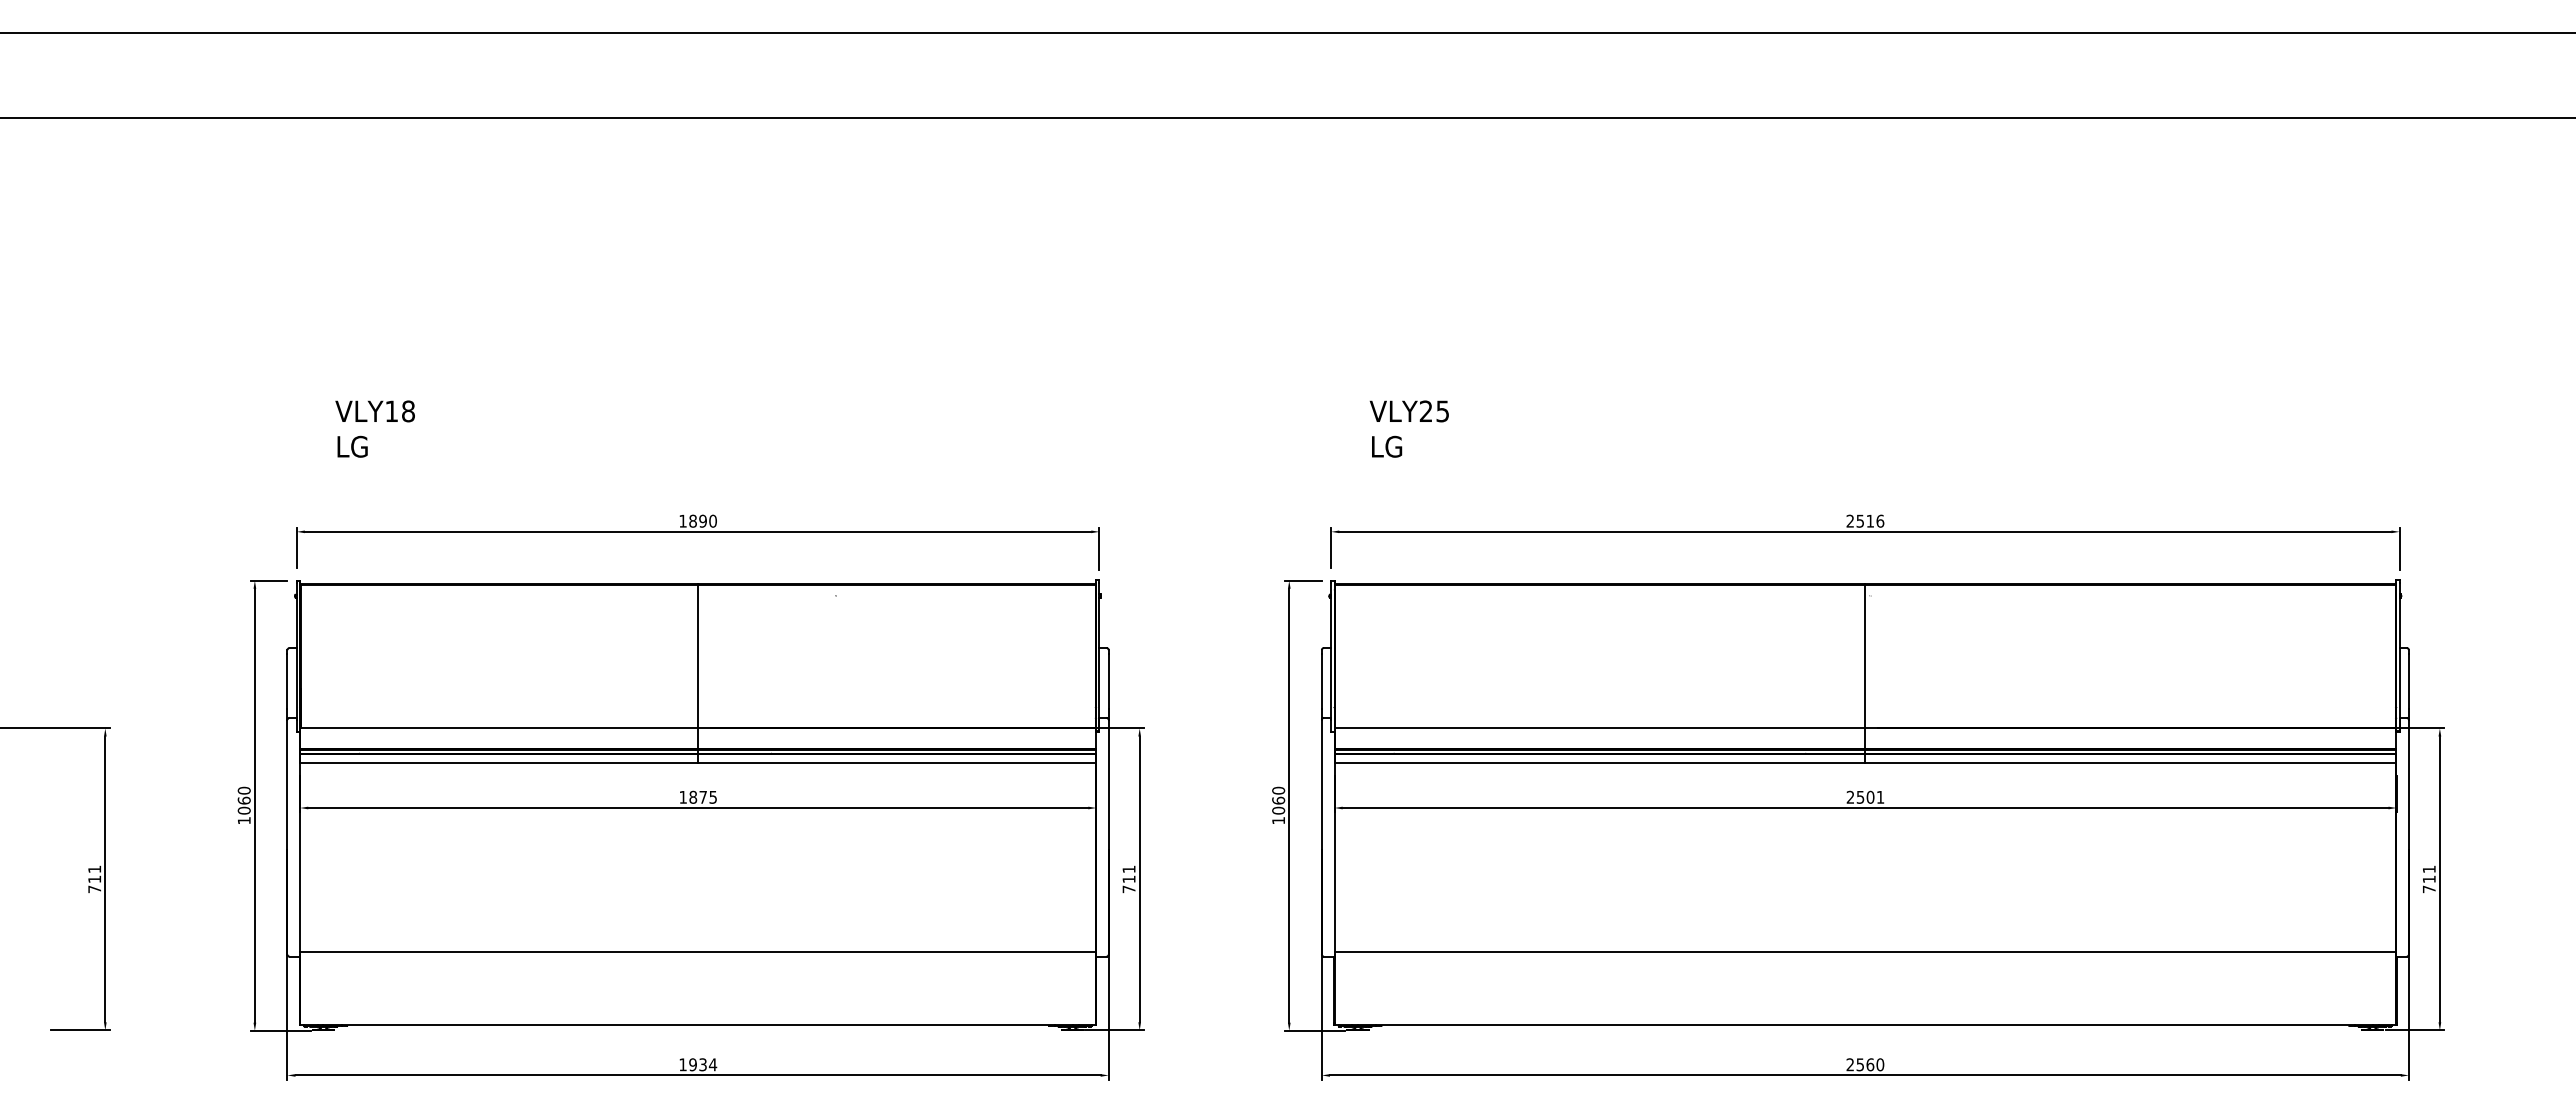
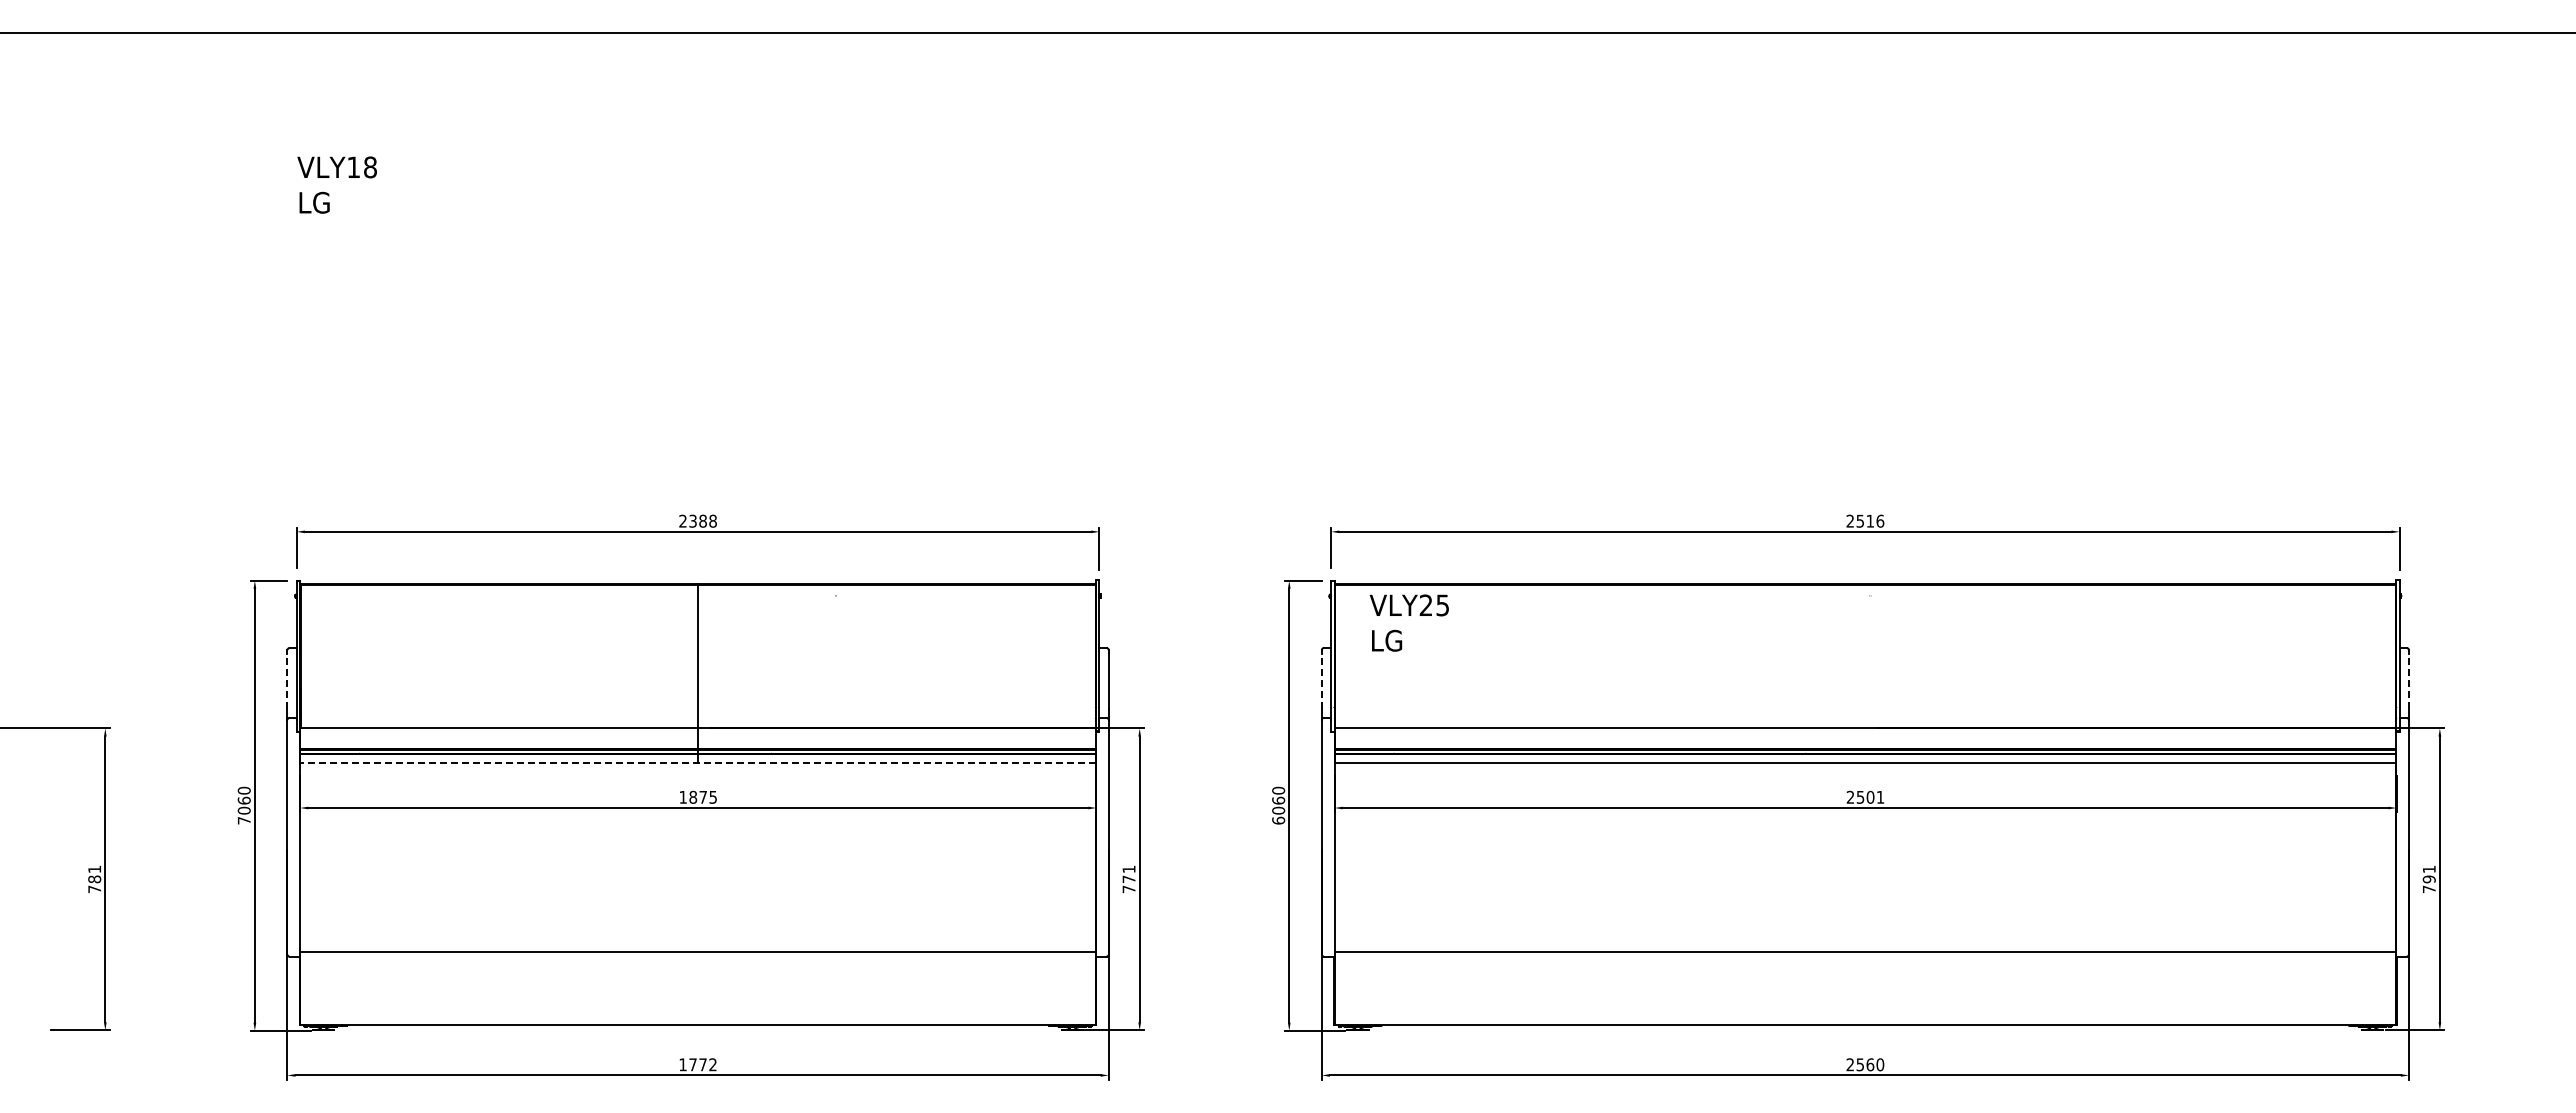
line: present -> none (1287, 118)
text position: (374, 428) -> (336, 184) (336, 184)
text position: (1408, 428) -> (1408, 622) (1408, 622)
text: 1890 -> 2388 (697, 520)
line: present -> none (1865, 673)
line: solid -> dashed (287, 681)
line: solid -> dashed (1321, 681)
line: solid -> dashed (2408, 681)
line: solid -> dashed (698, 763)
text: 1060 -> 7060 (244, 820)
text: 1060 -> 6060 (1278, 820)
text: 711 -> 781 (94, 879)
text: 711 -> 771 (1128, 879)
text: 711 -> 791 (2428, 879)
text: 1934 -> 1772 (703, 1064)
